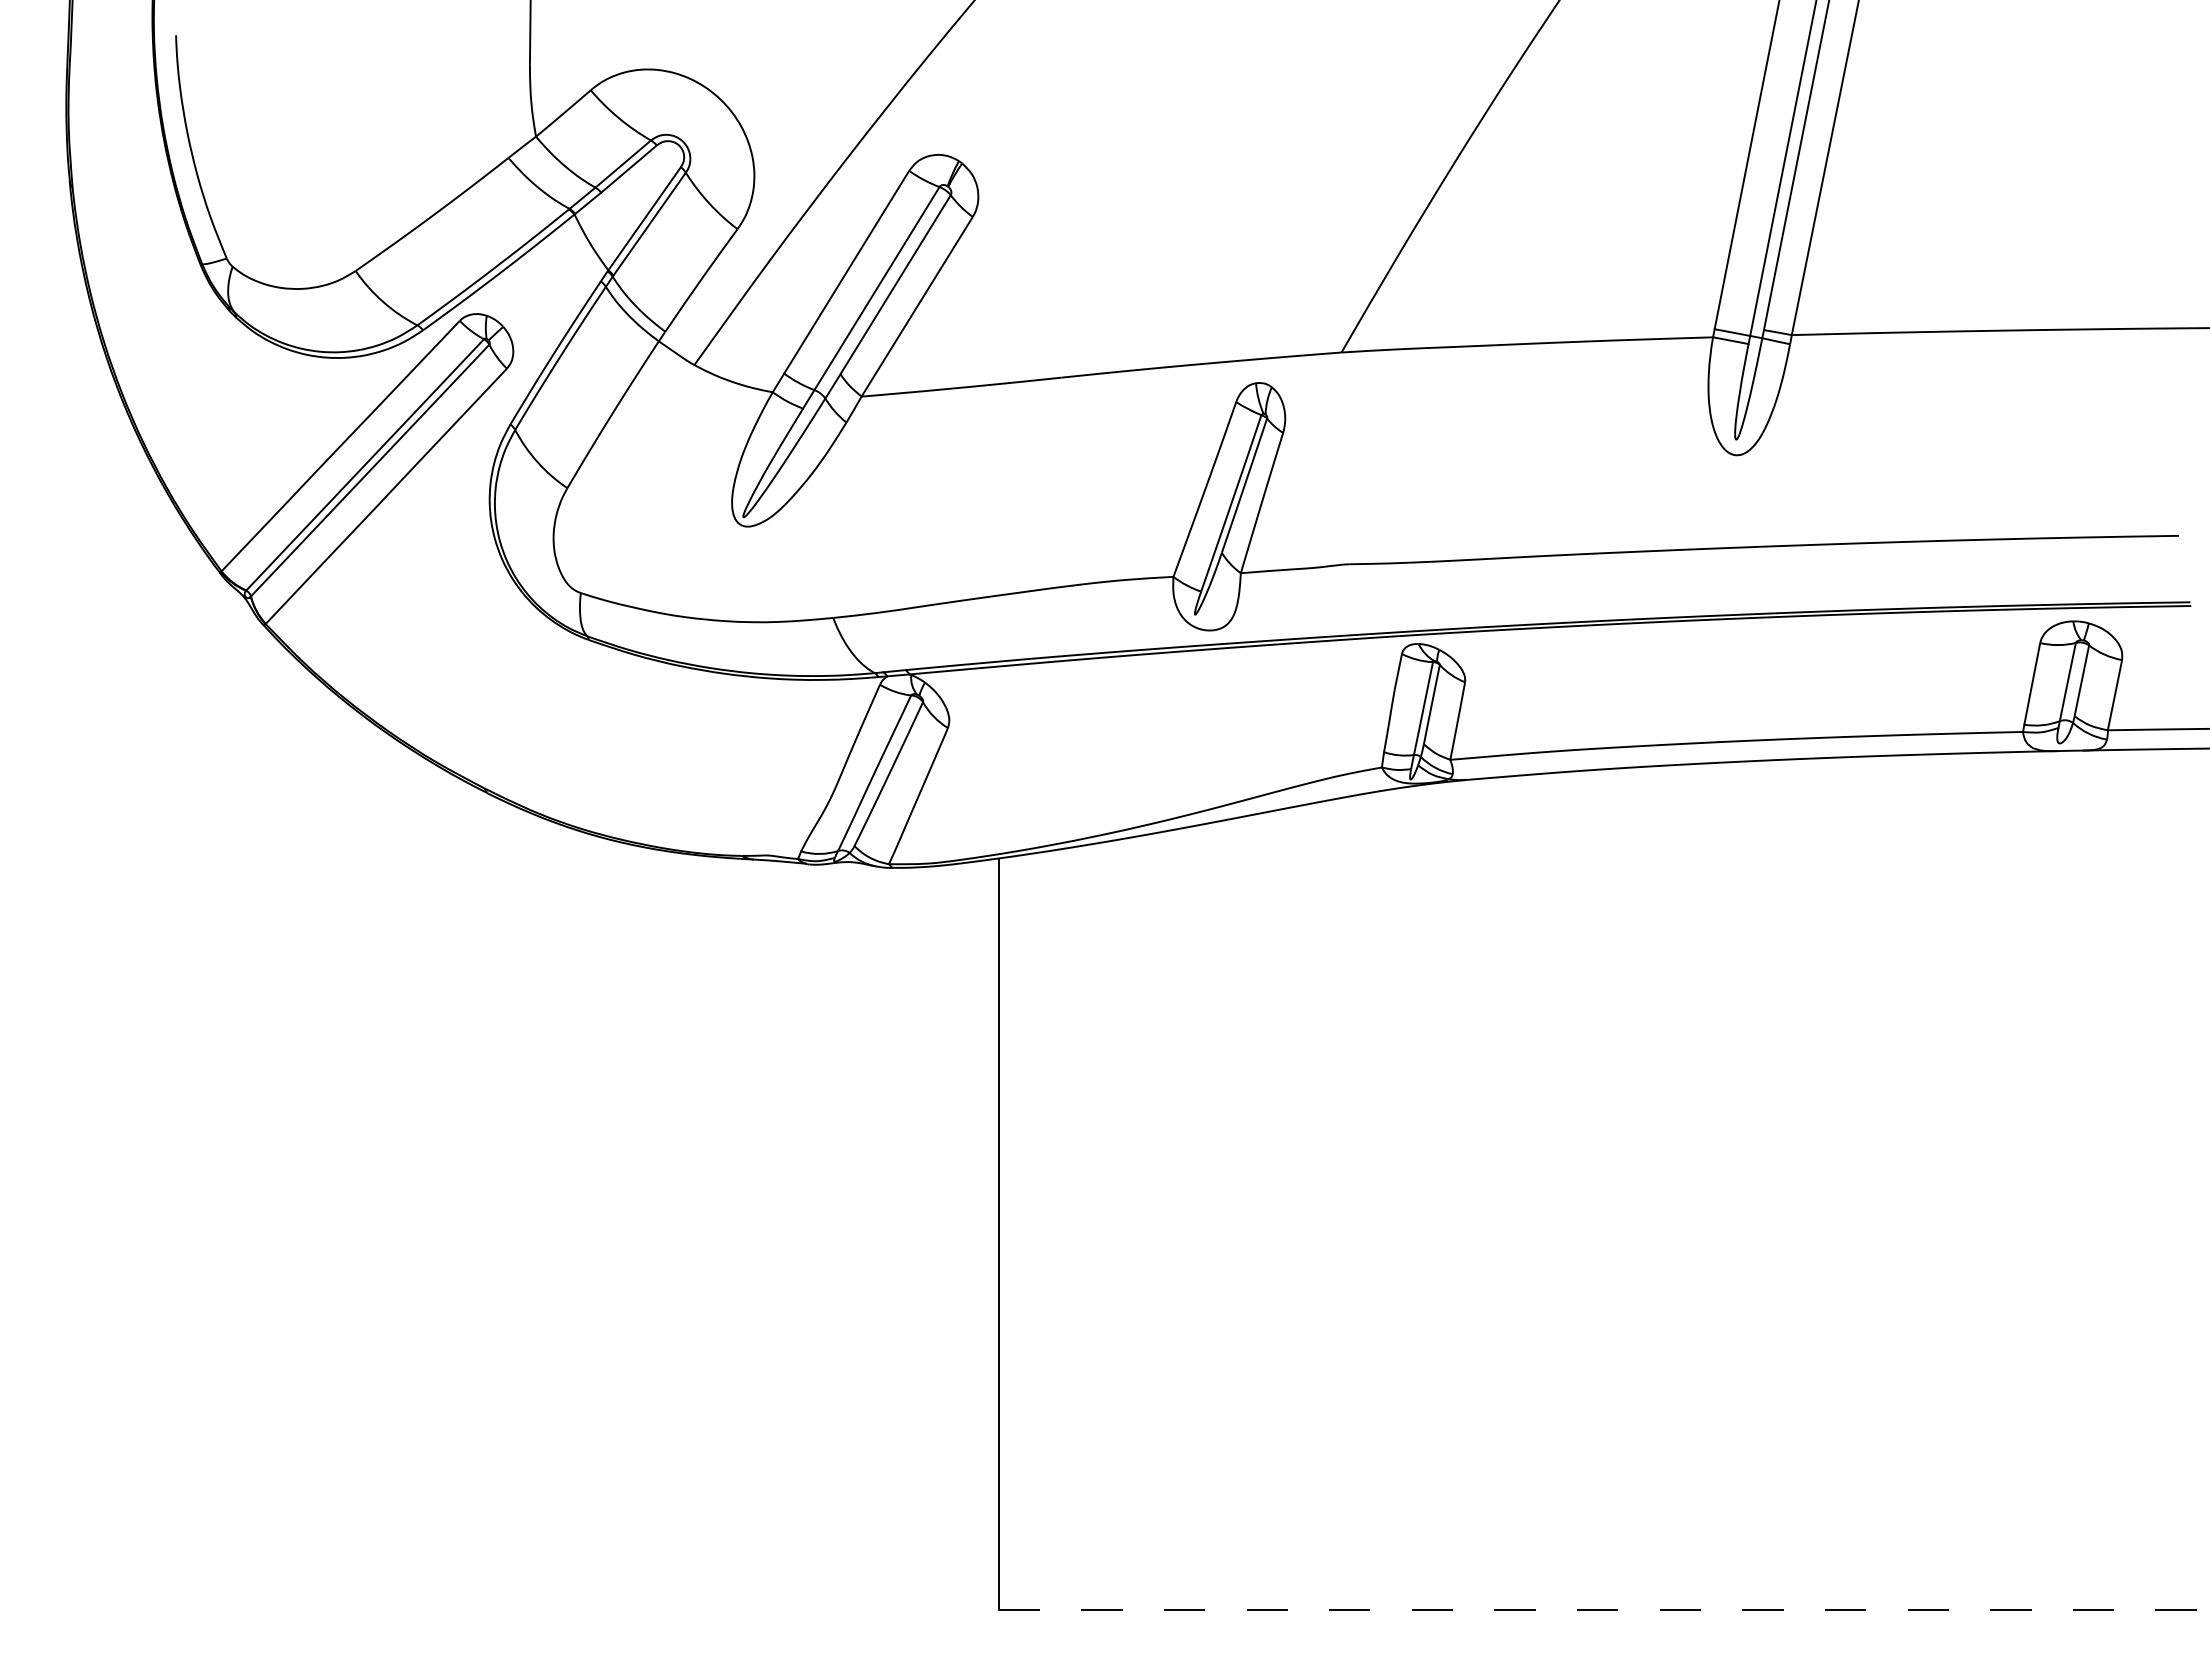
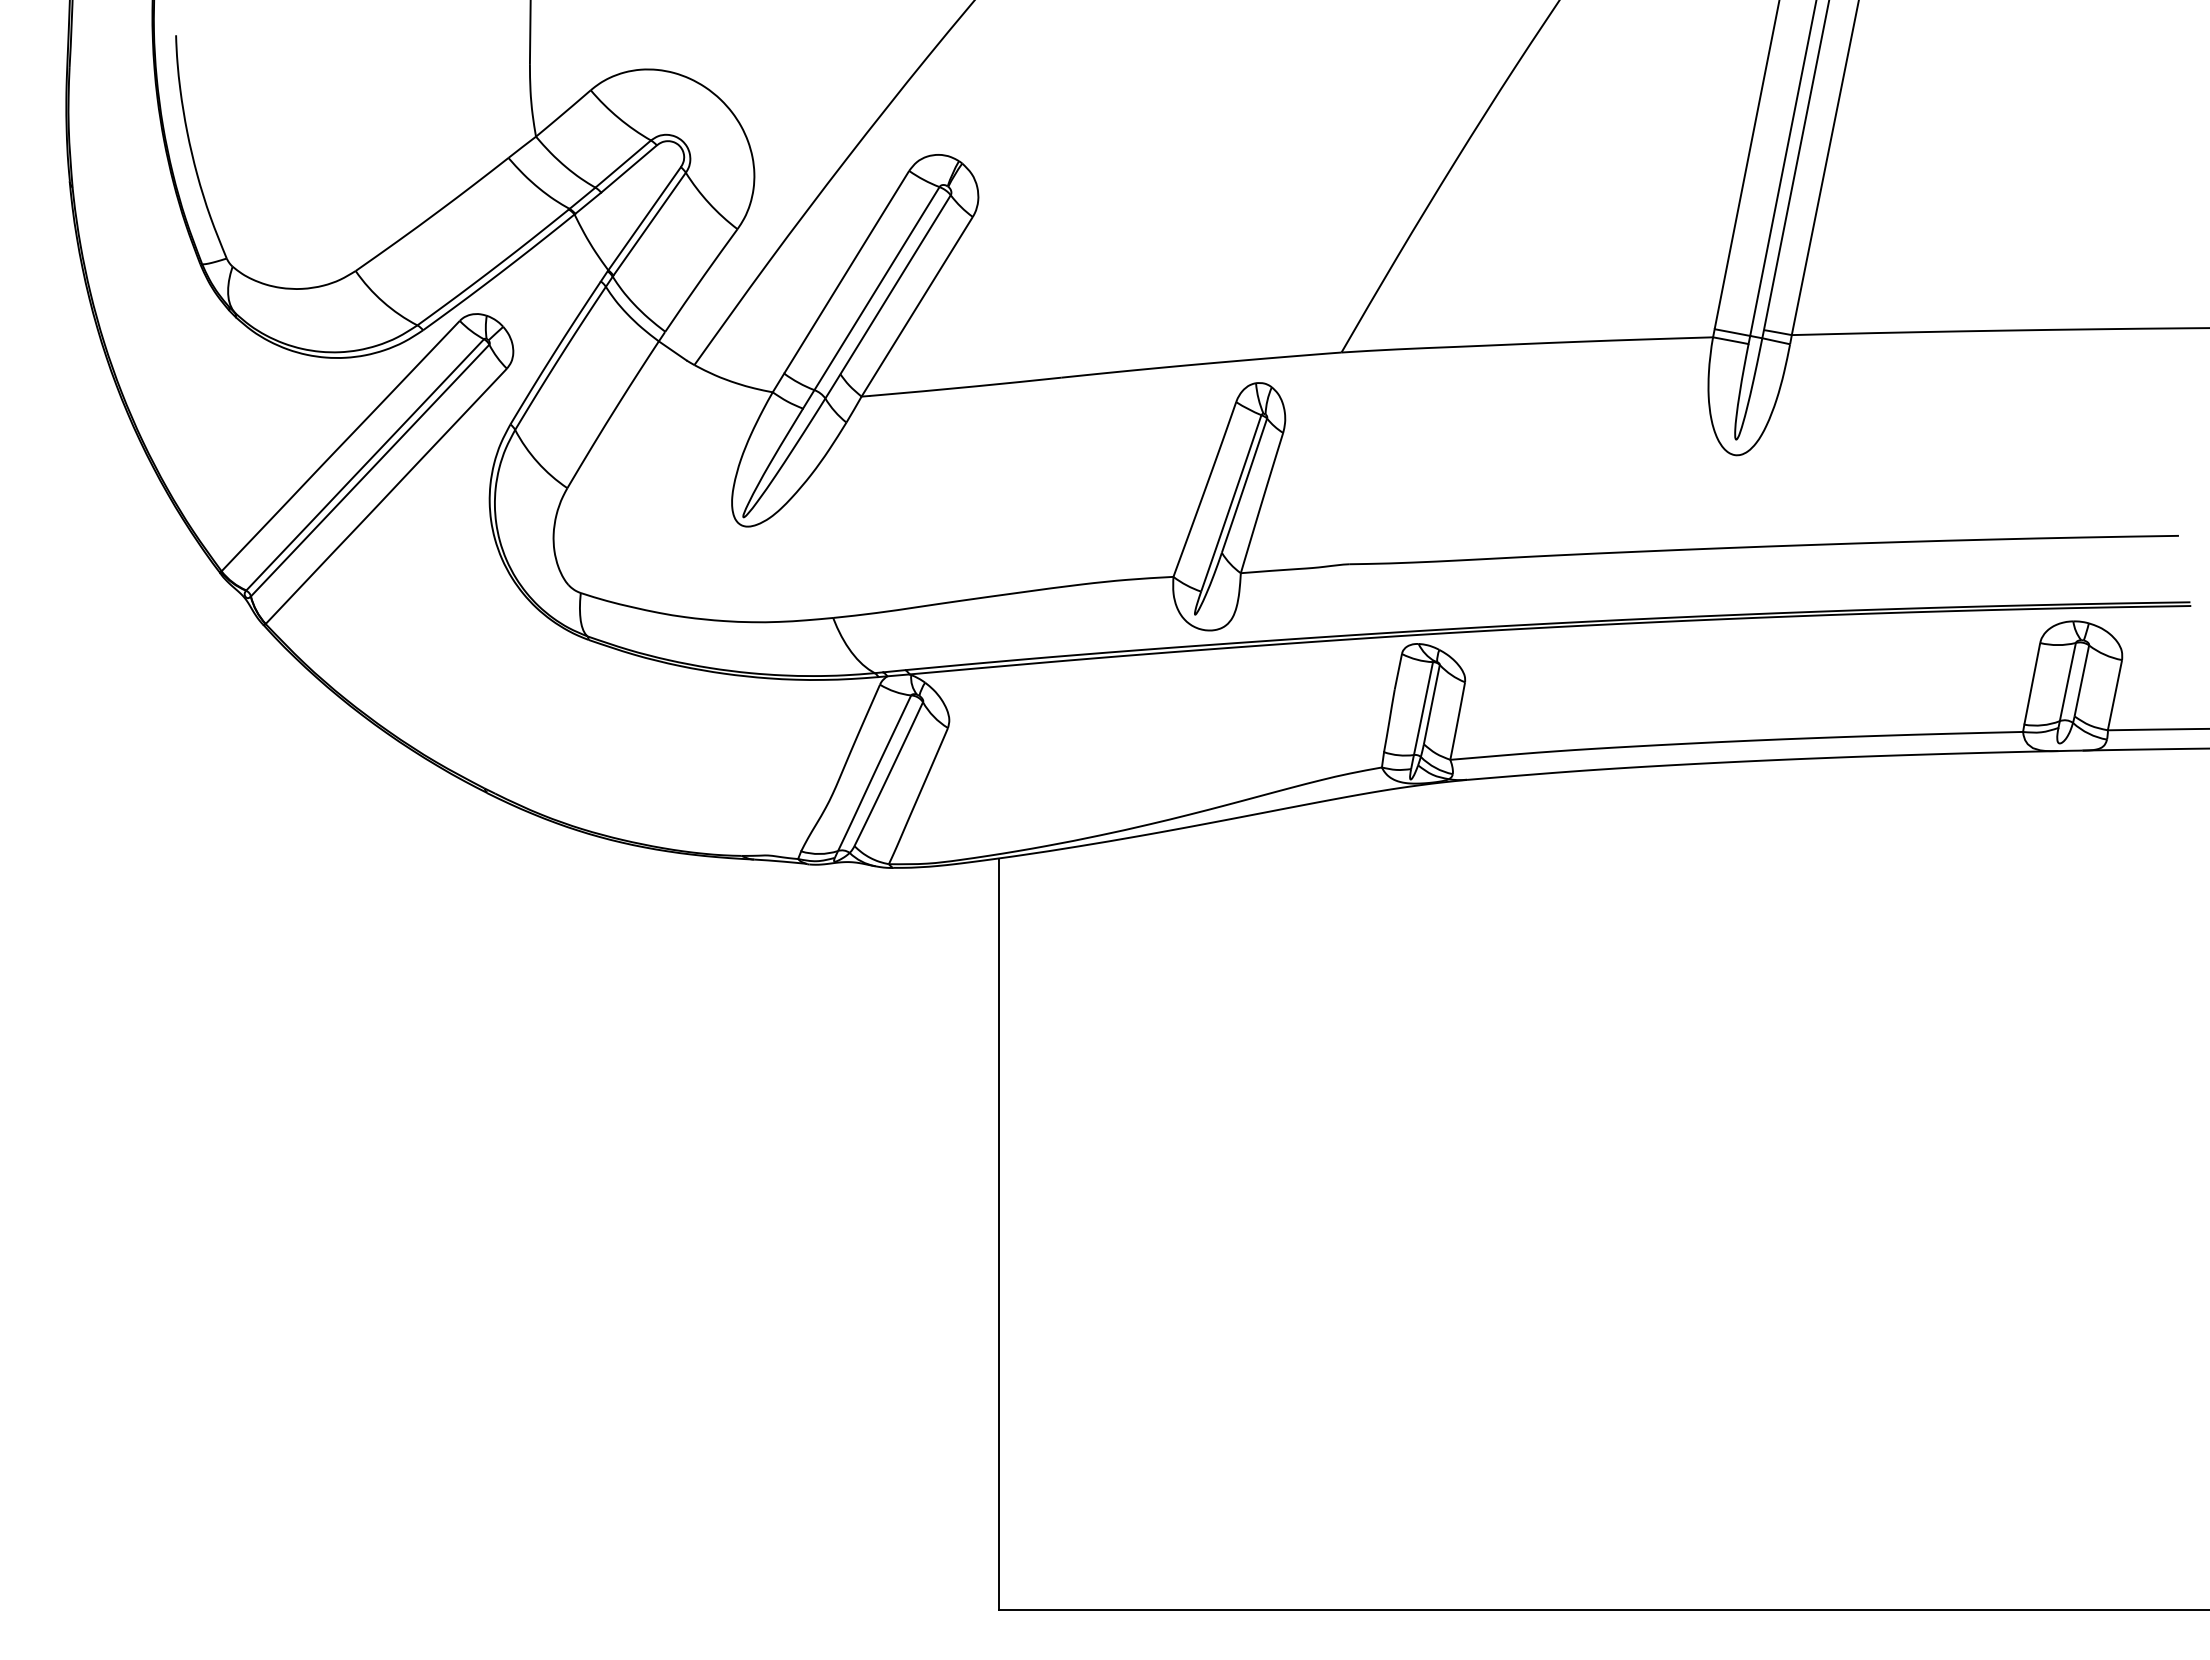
line: dashed -> solid (1604, 1610)
